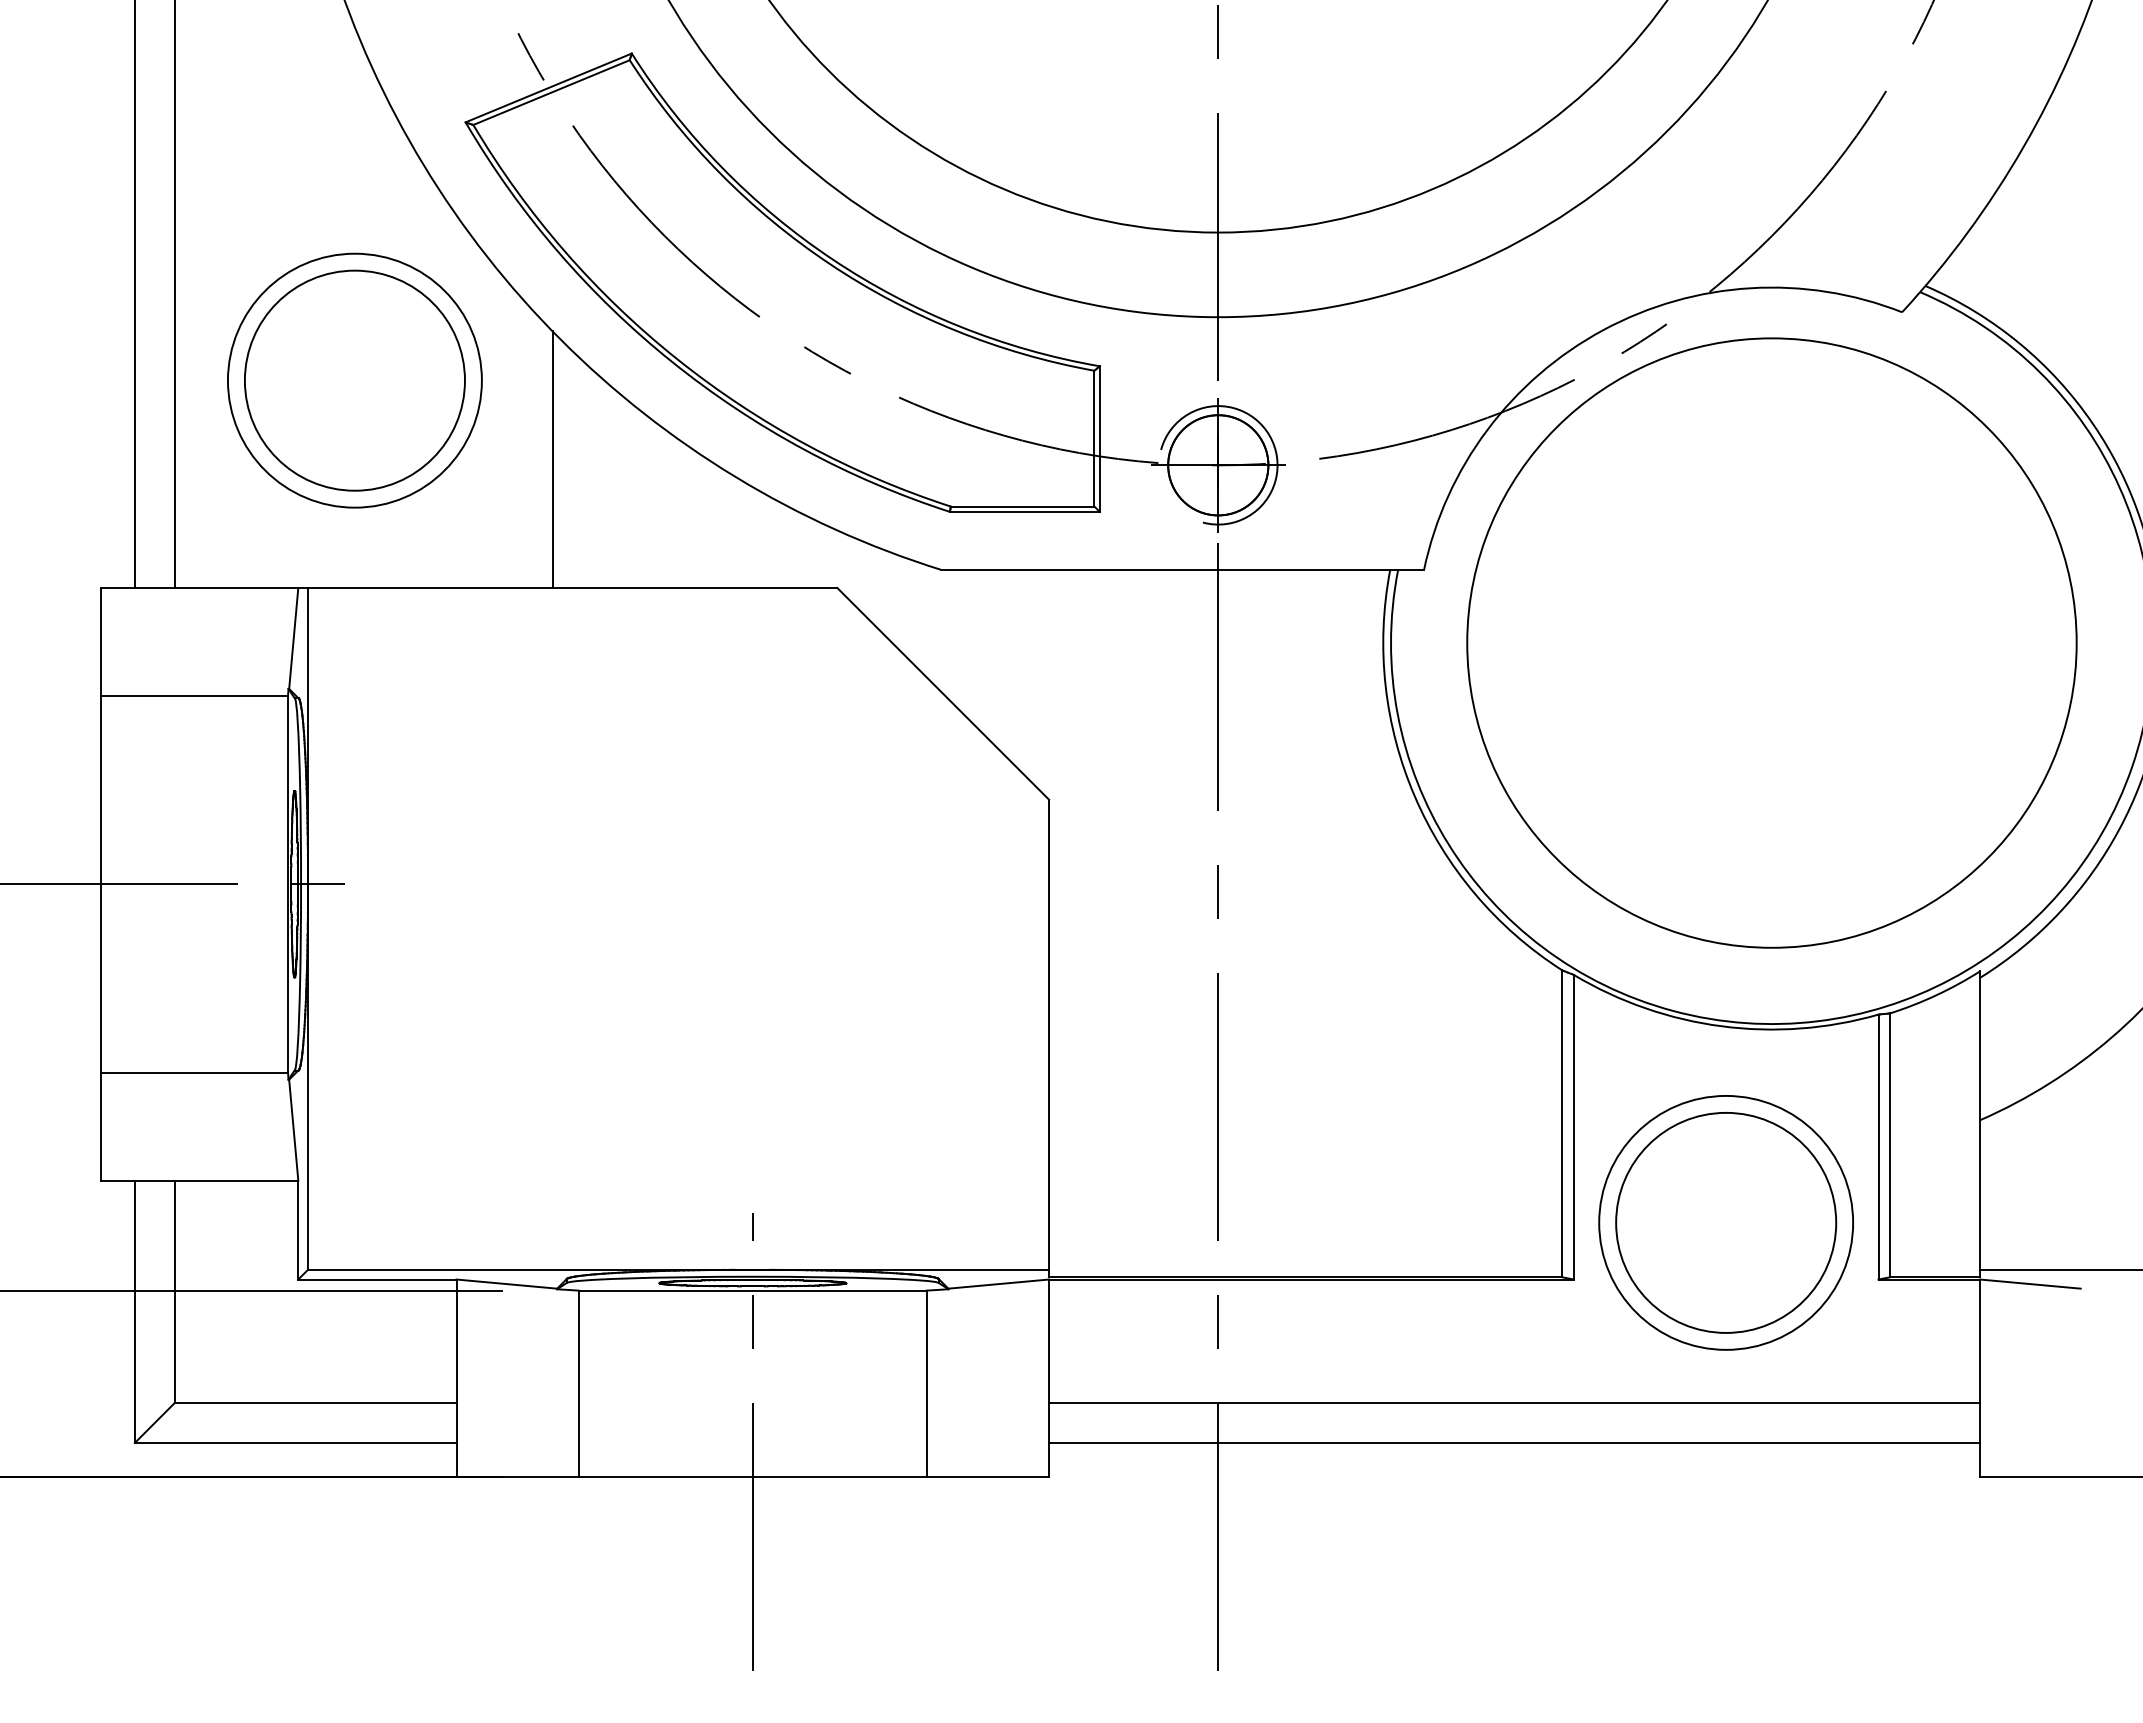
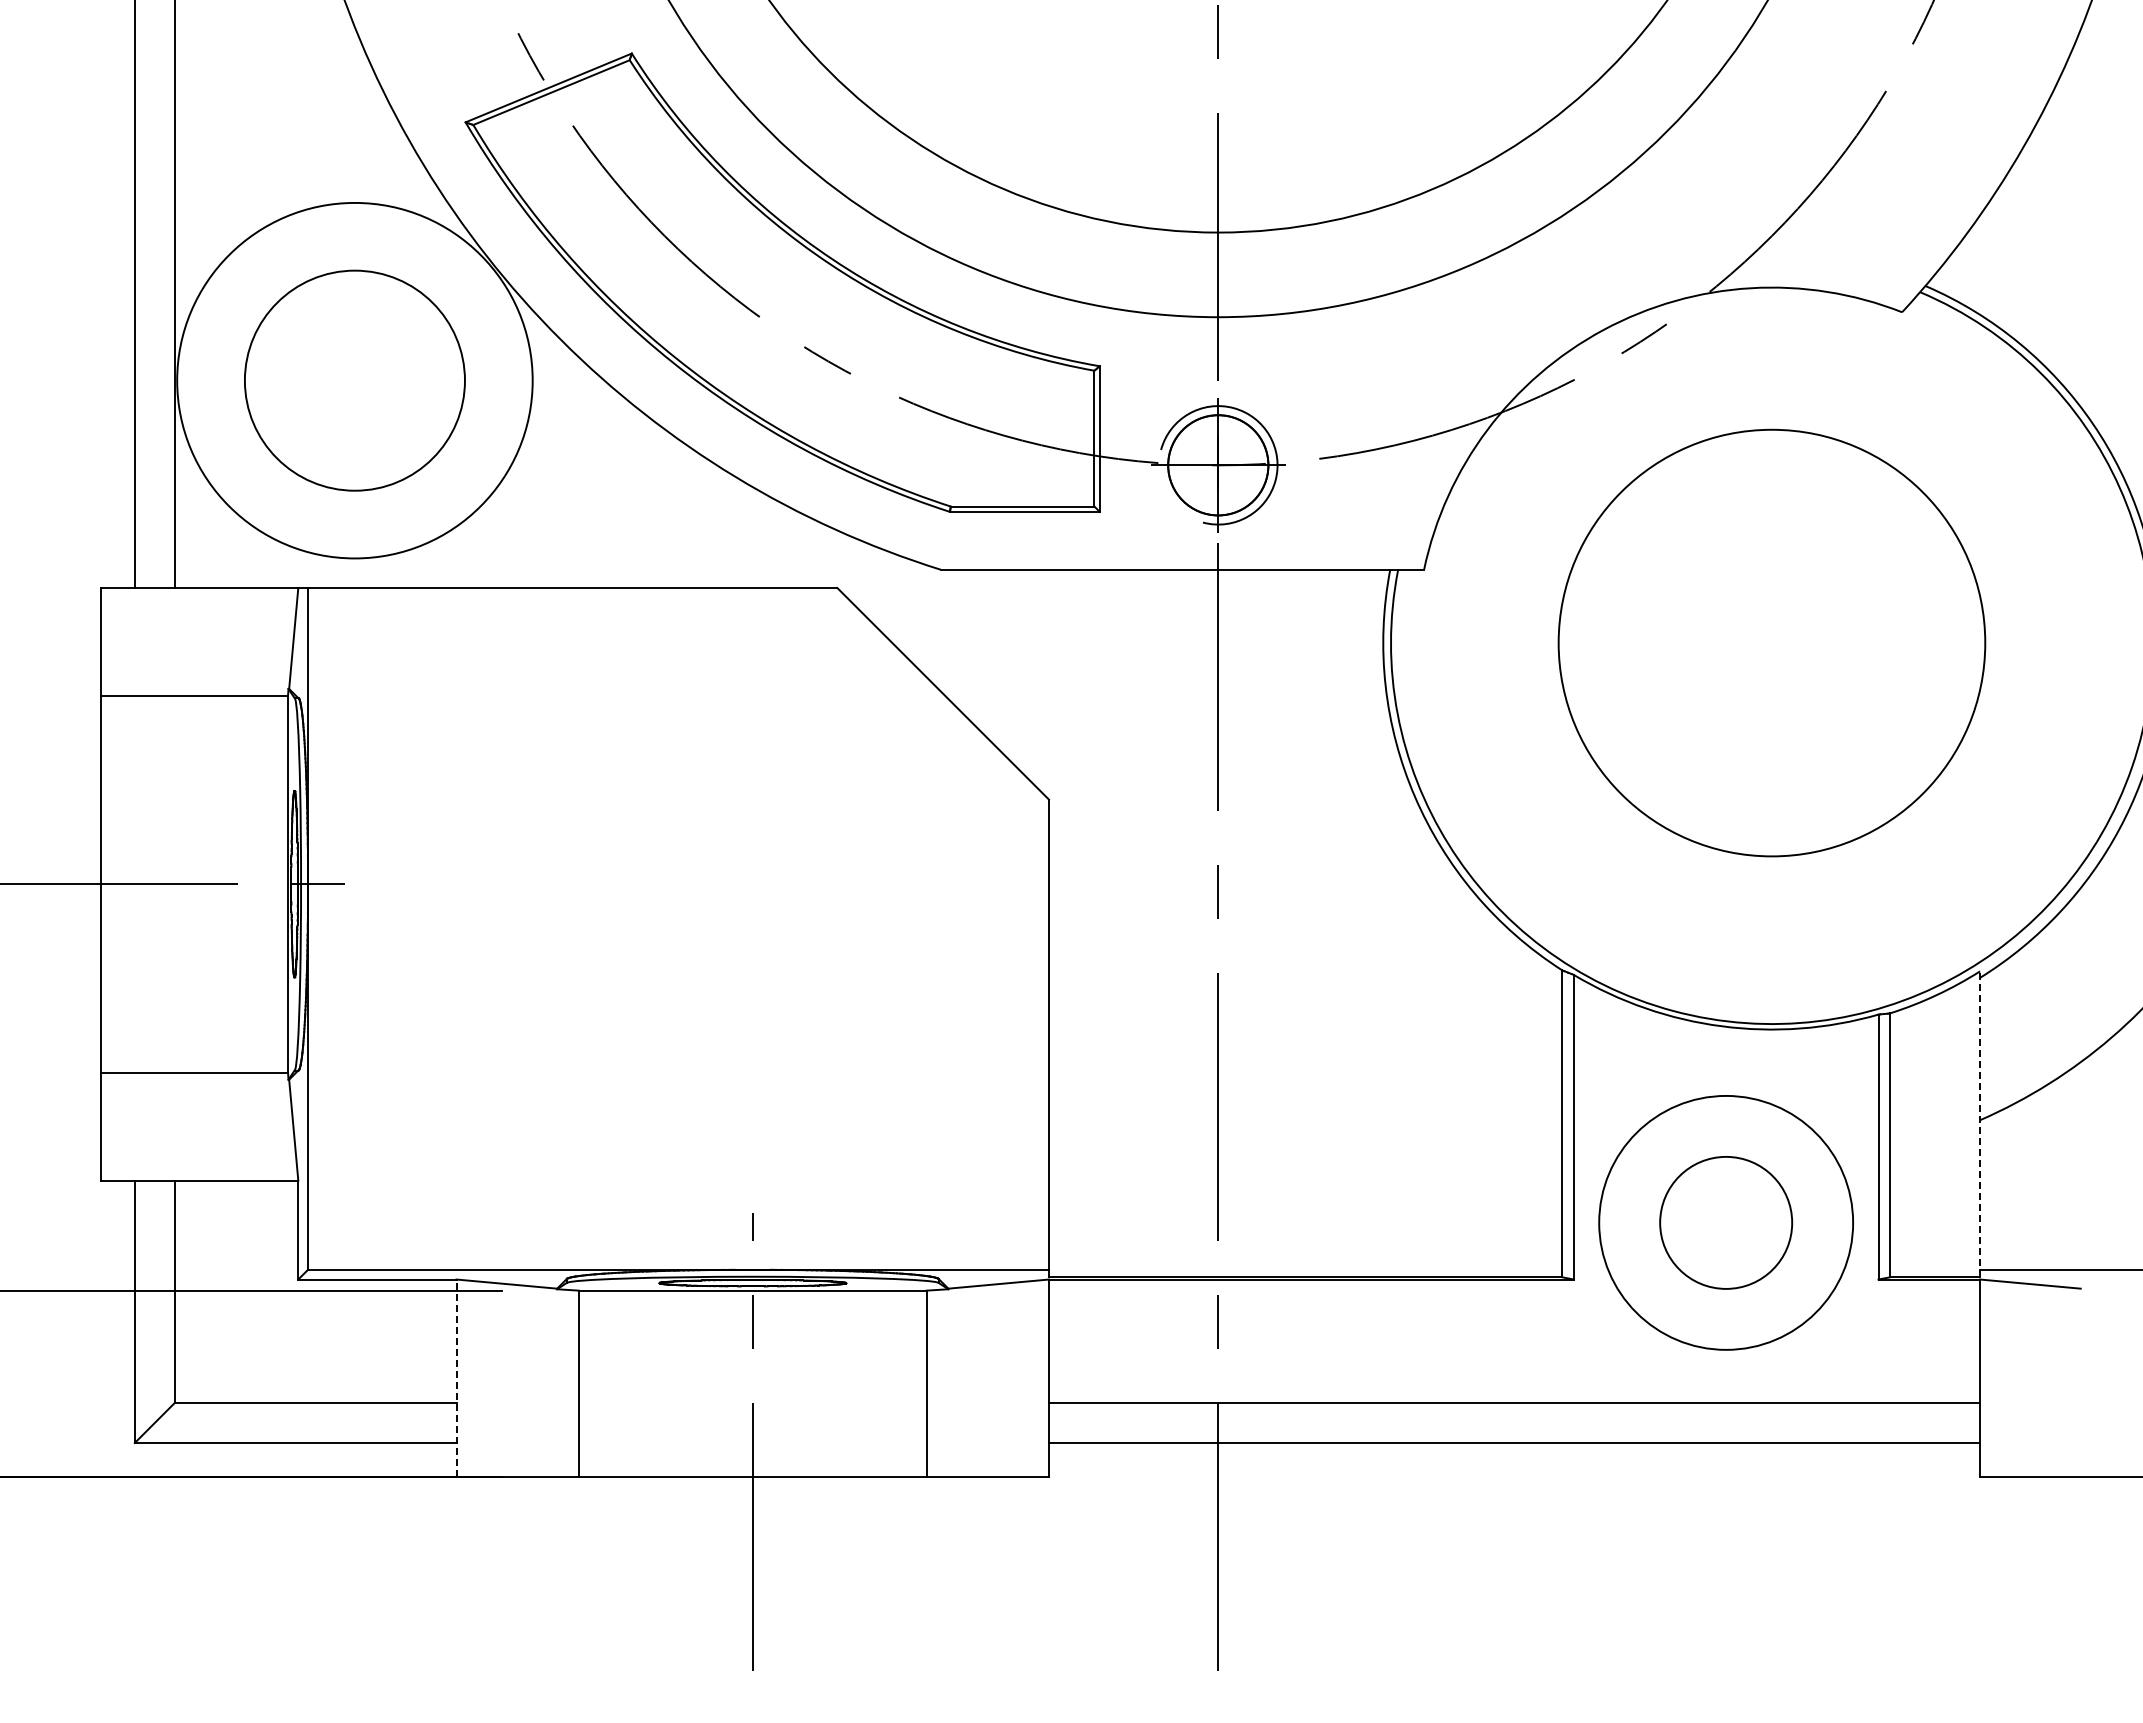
circle diameter: 254 px -> 356 px (354, 380)
line: present -> none (552, 459)
circle diameter: 609 px -> 427 px (1771, 642)
line: solid -> dashed (1980, 1124)
circle diameter: 220 px -> 132 px (1726, 1222)
line: solid -> dashed (456, 1378)
